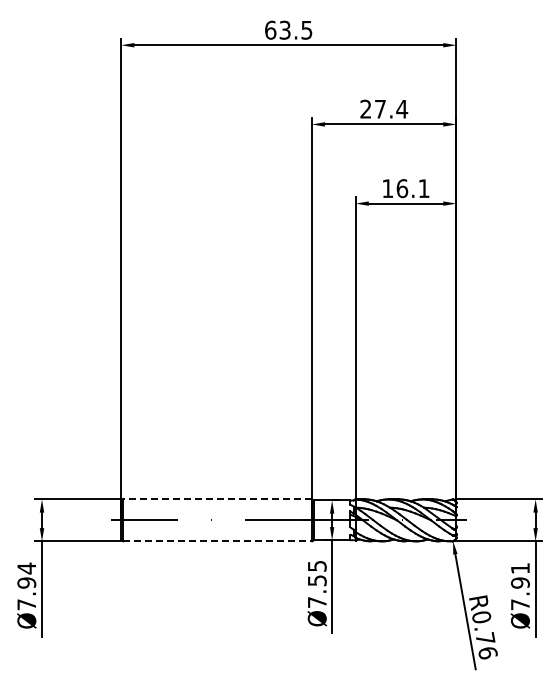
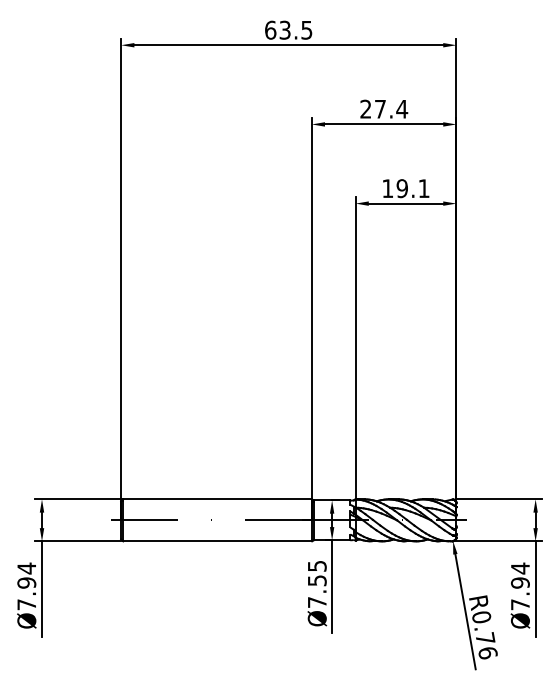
text: 16.1 -> 19.1 (402, 188)
line: dashed -> solid (217, 499)
line: dashed -> solid (218, 541)
text: Ø7.91 -> Ø7.94 (520, 568)
